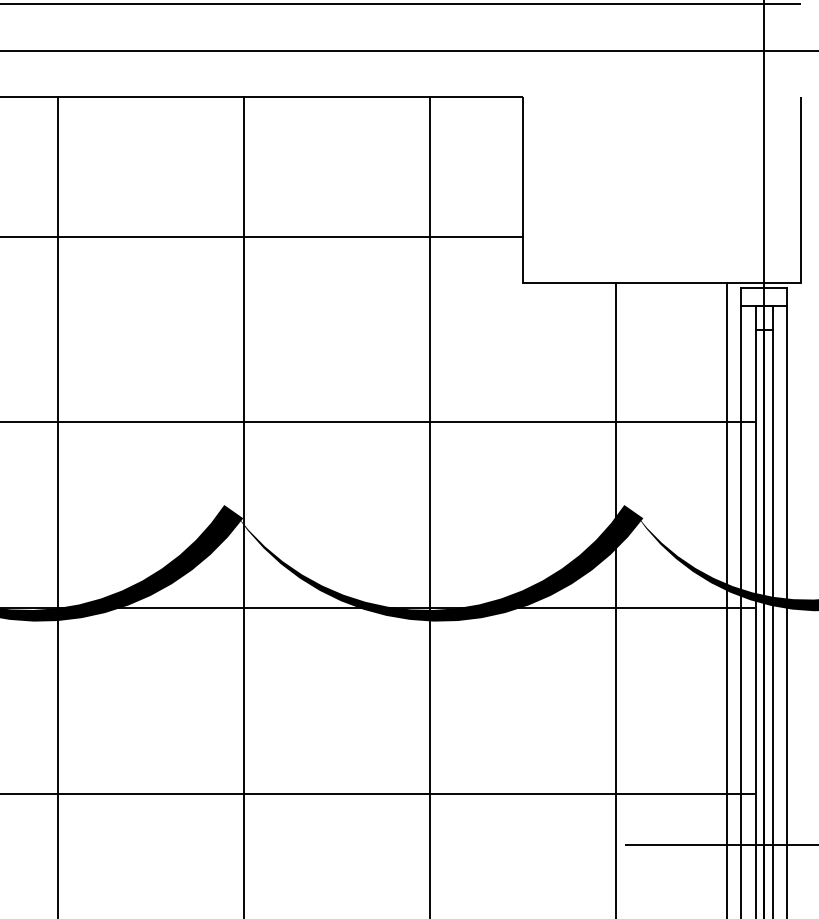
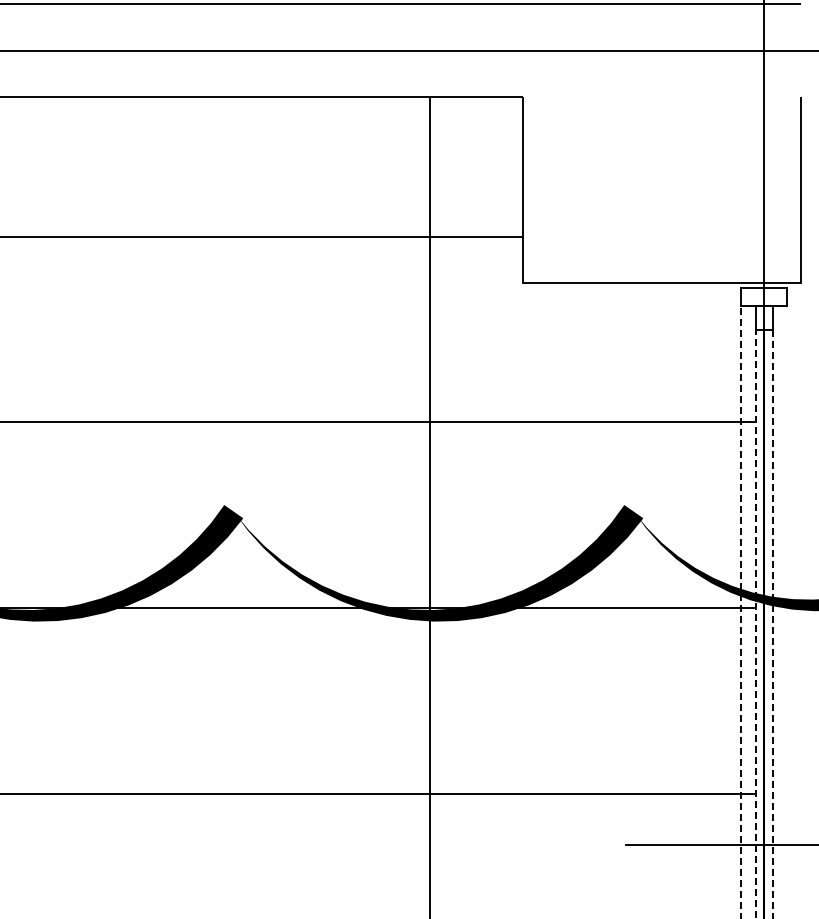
line: present -> none (58, 506)
line: present -> none (243, 506)
line: present -> none (615, 599)
line: present -> none (727, 599)
line: present -> none (787, 610)
line: solid -> dashed (740, 612)
line: solid -> dashed (755, 623)
line: solid -> dashed (772, 624)
